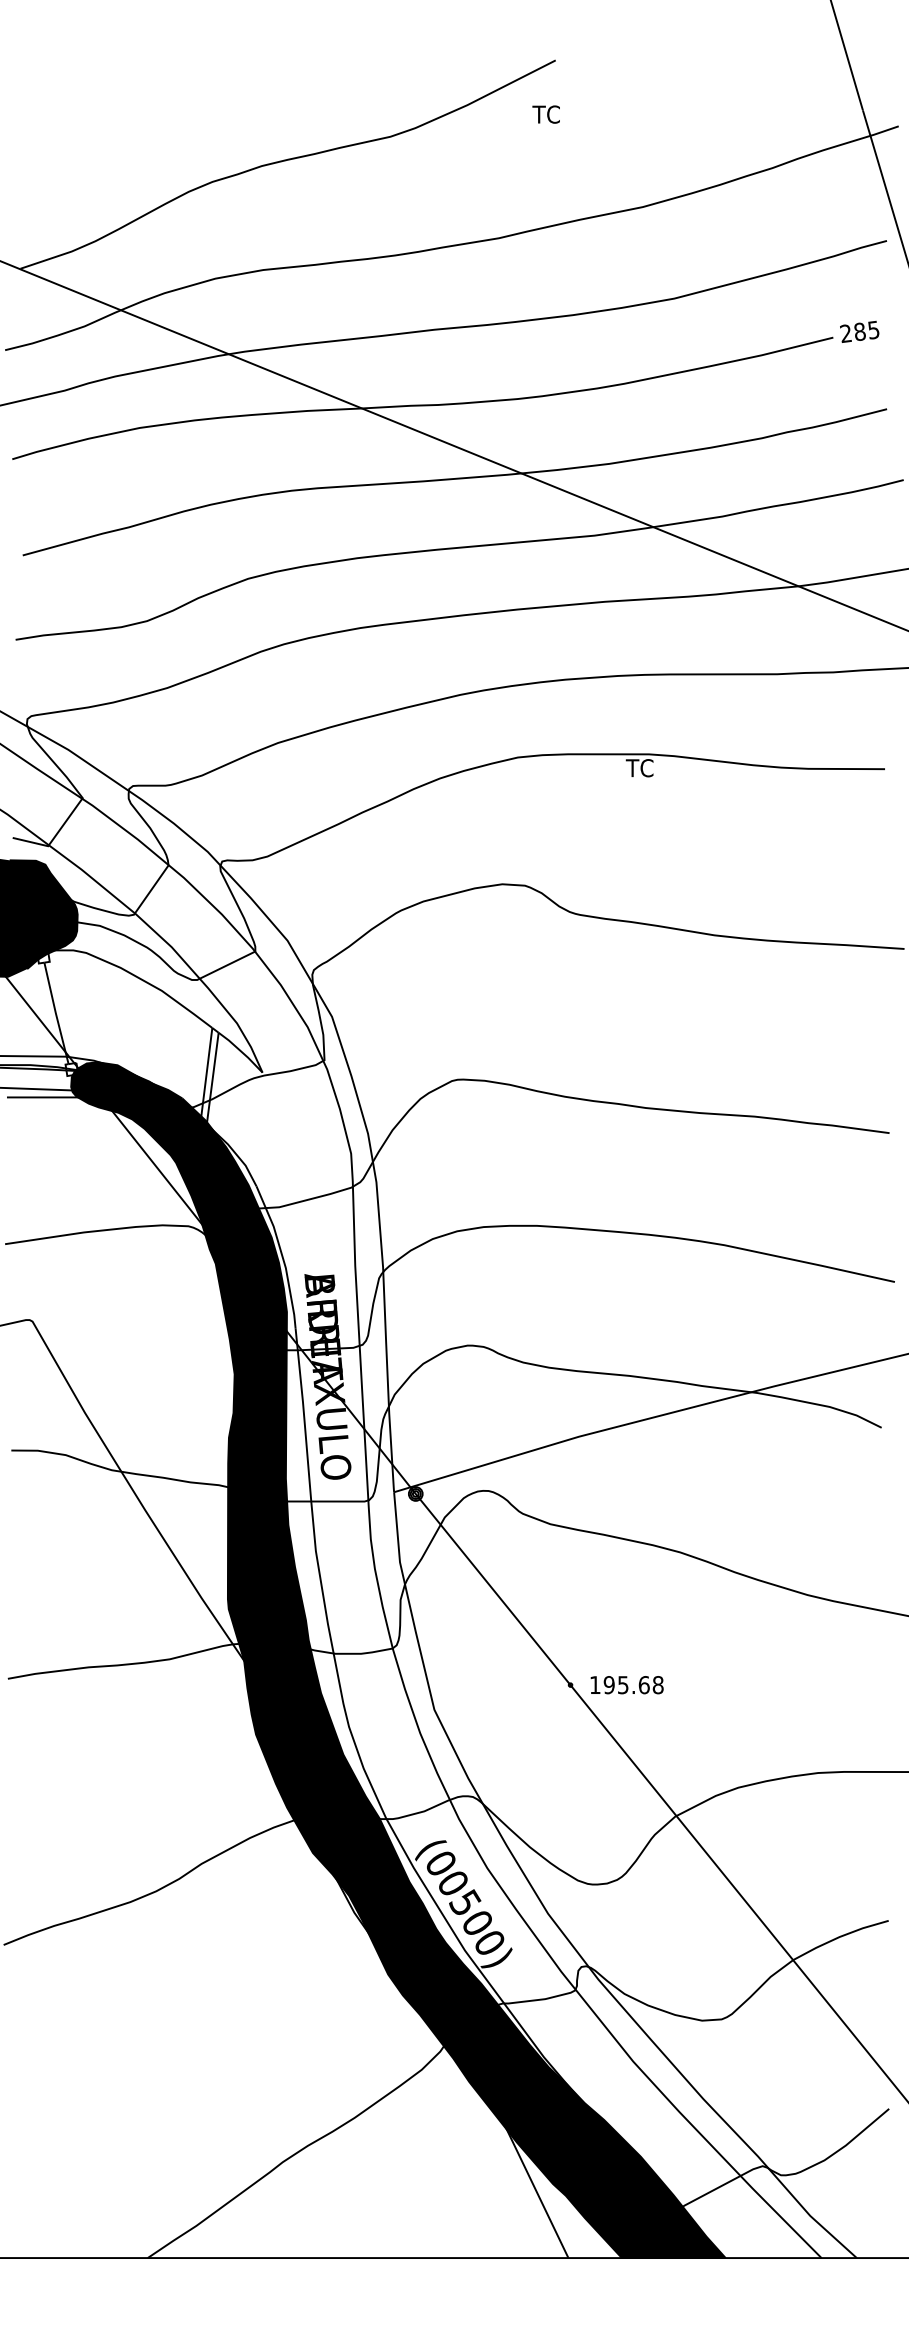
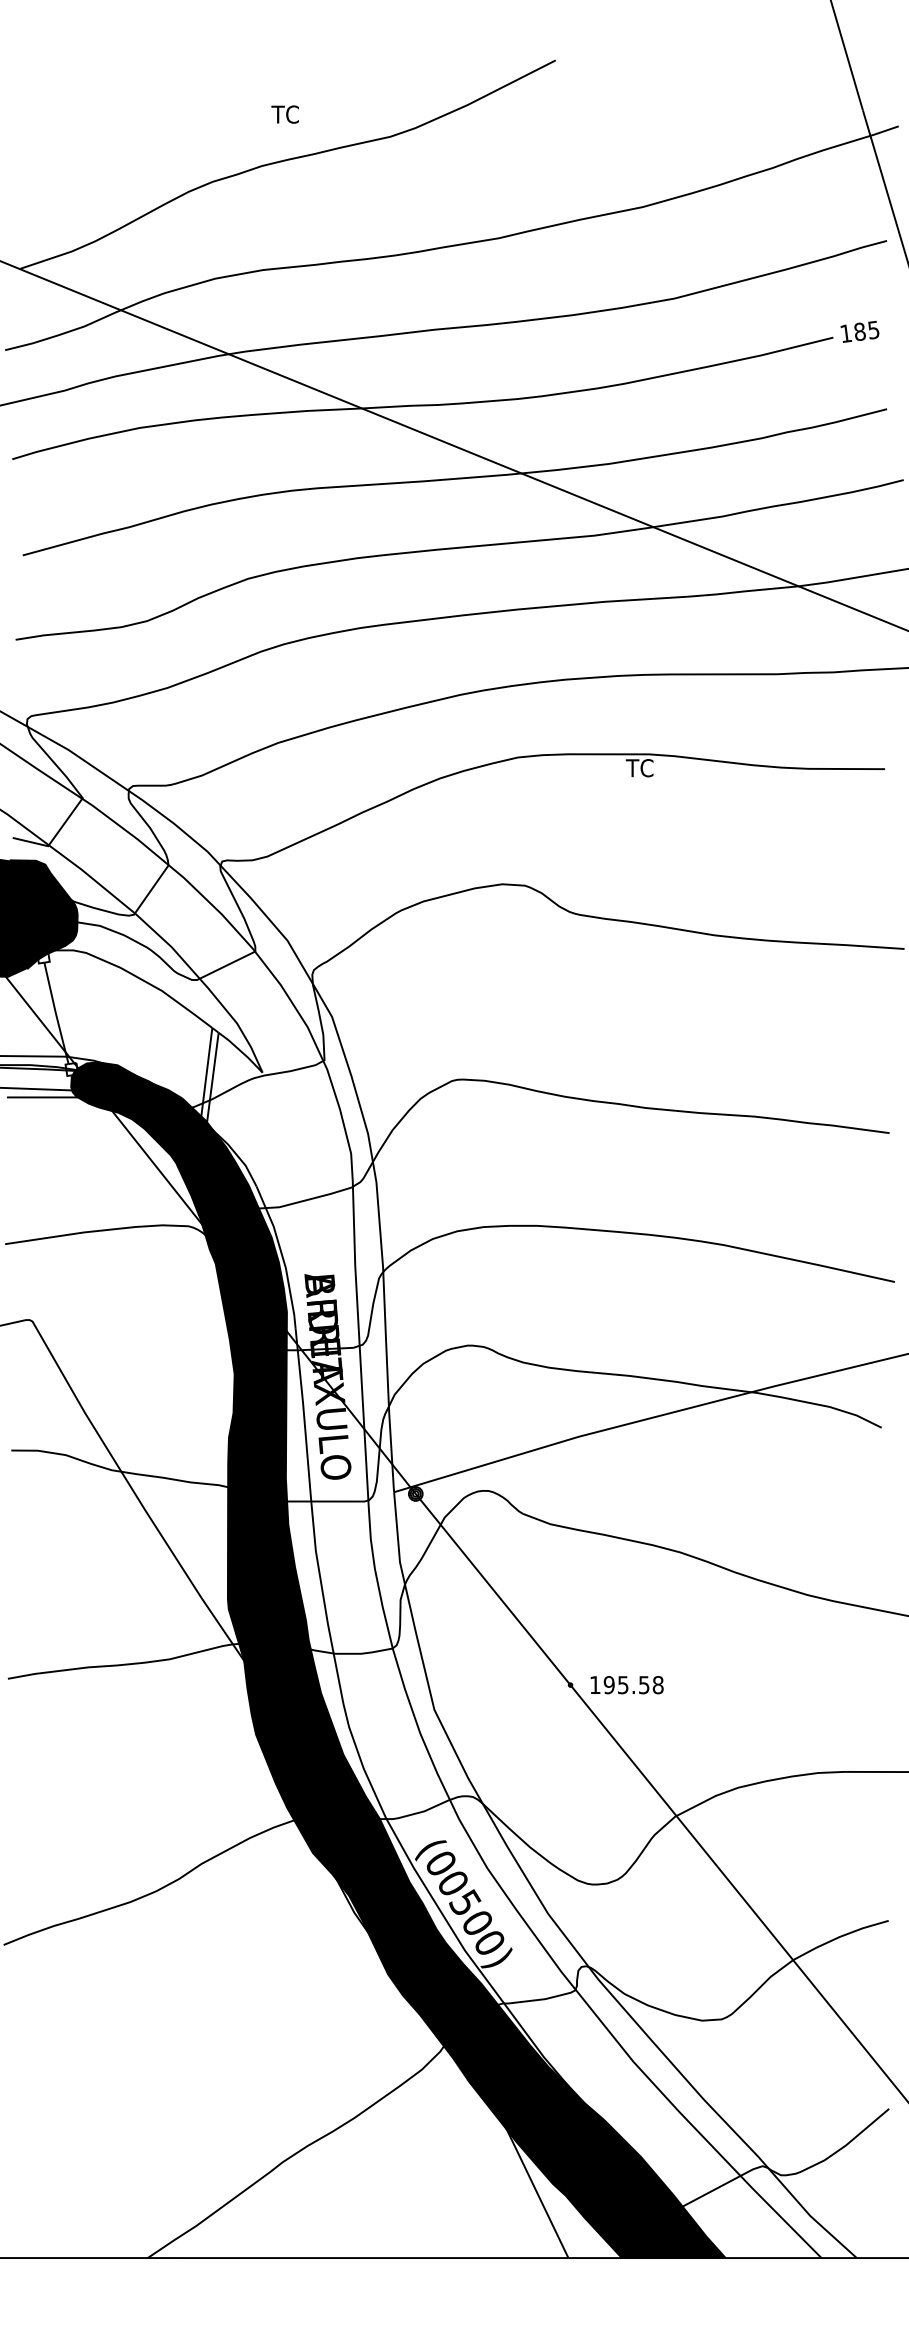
text position: (545, 114) -> (284, 114) (284, 114)
text: 285 -> 185 (846, 333)
text: 195.68 -> 195.58 (643, 1685)
